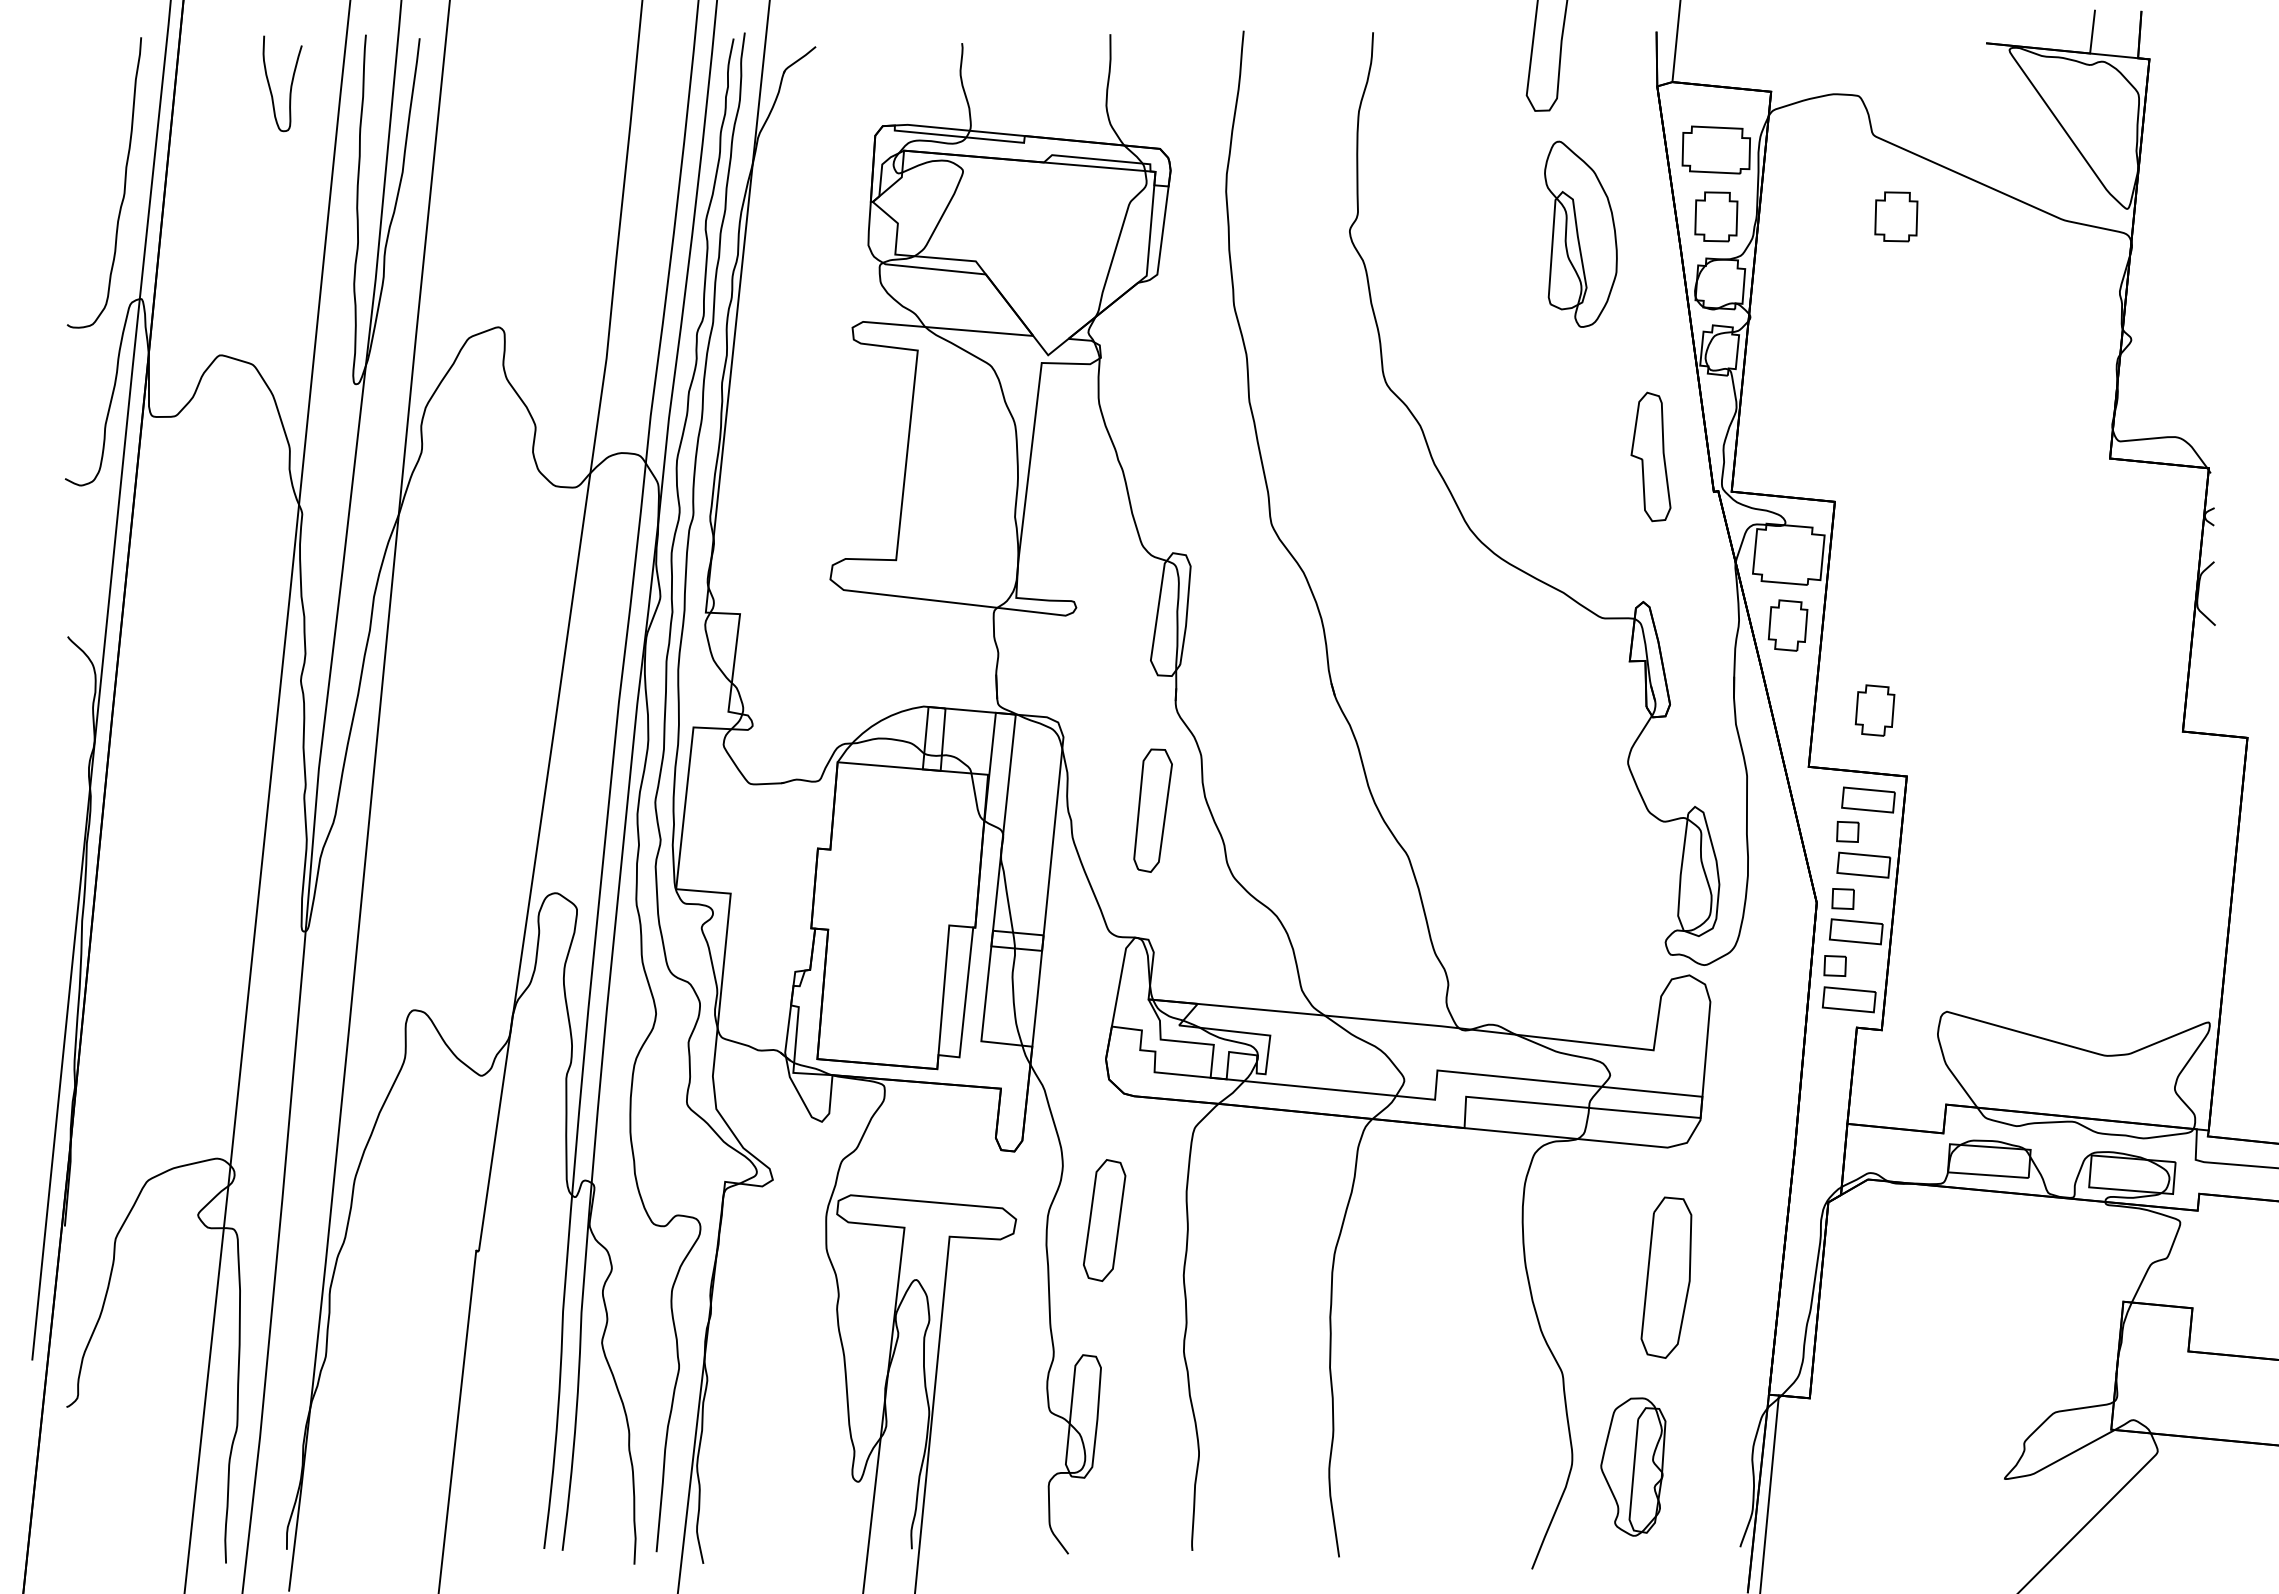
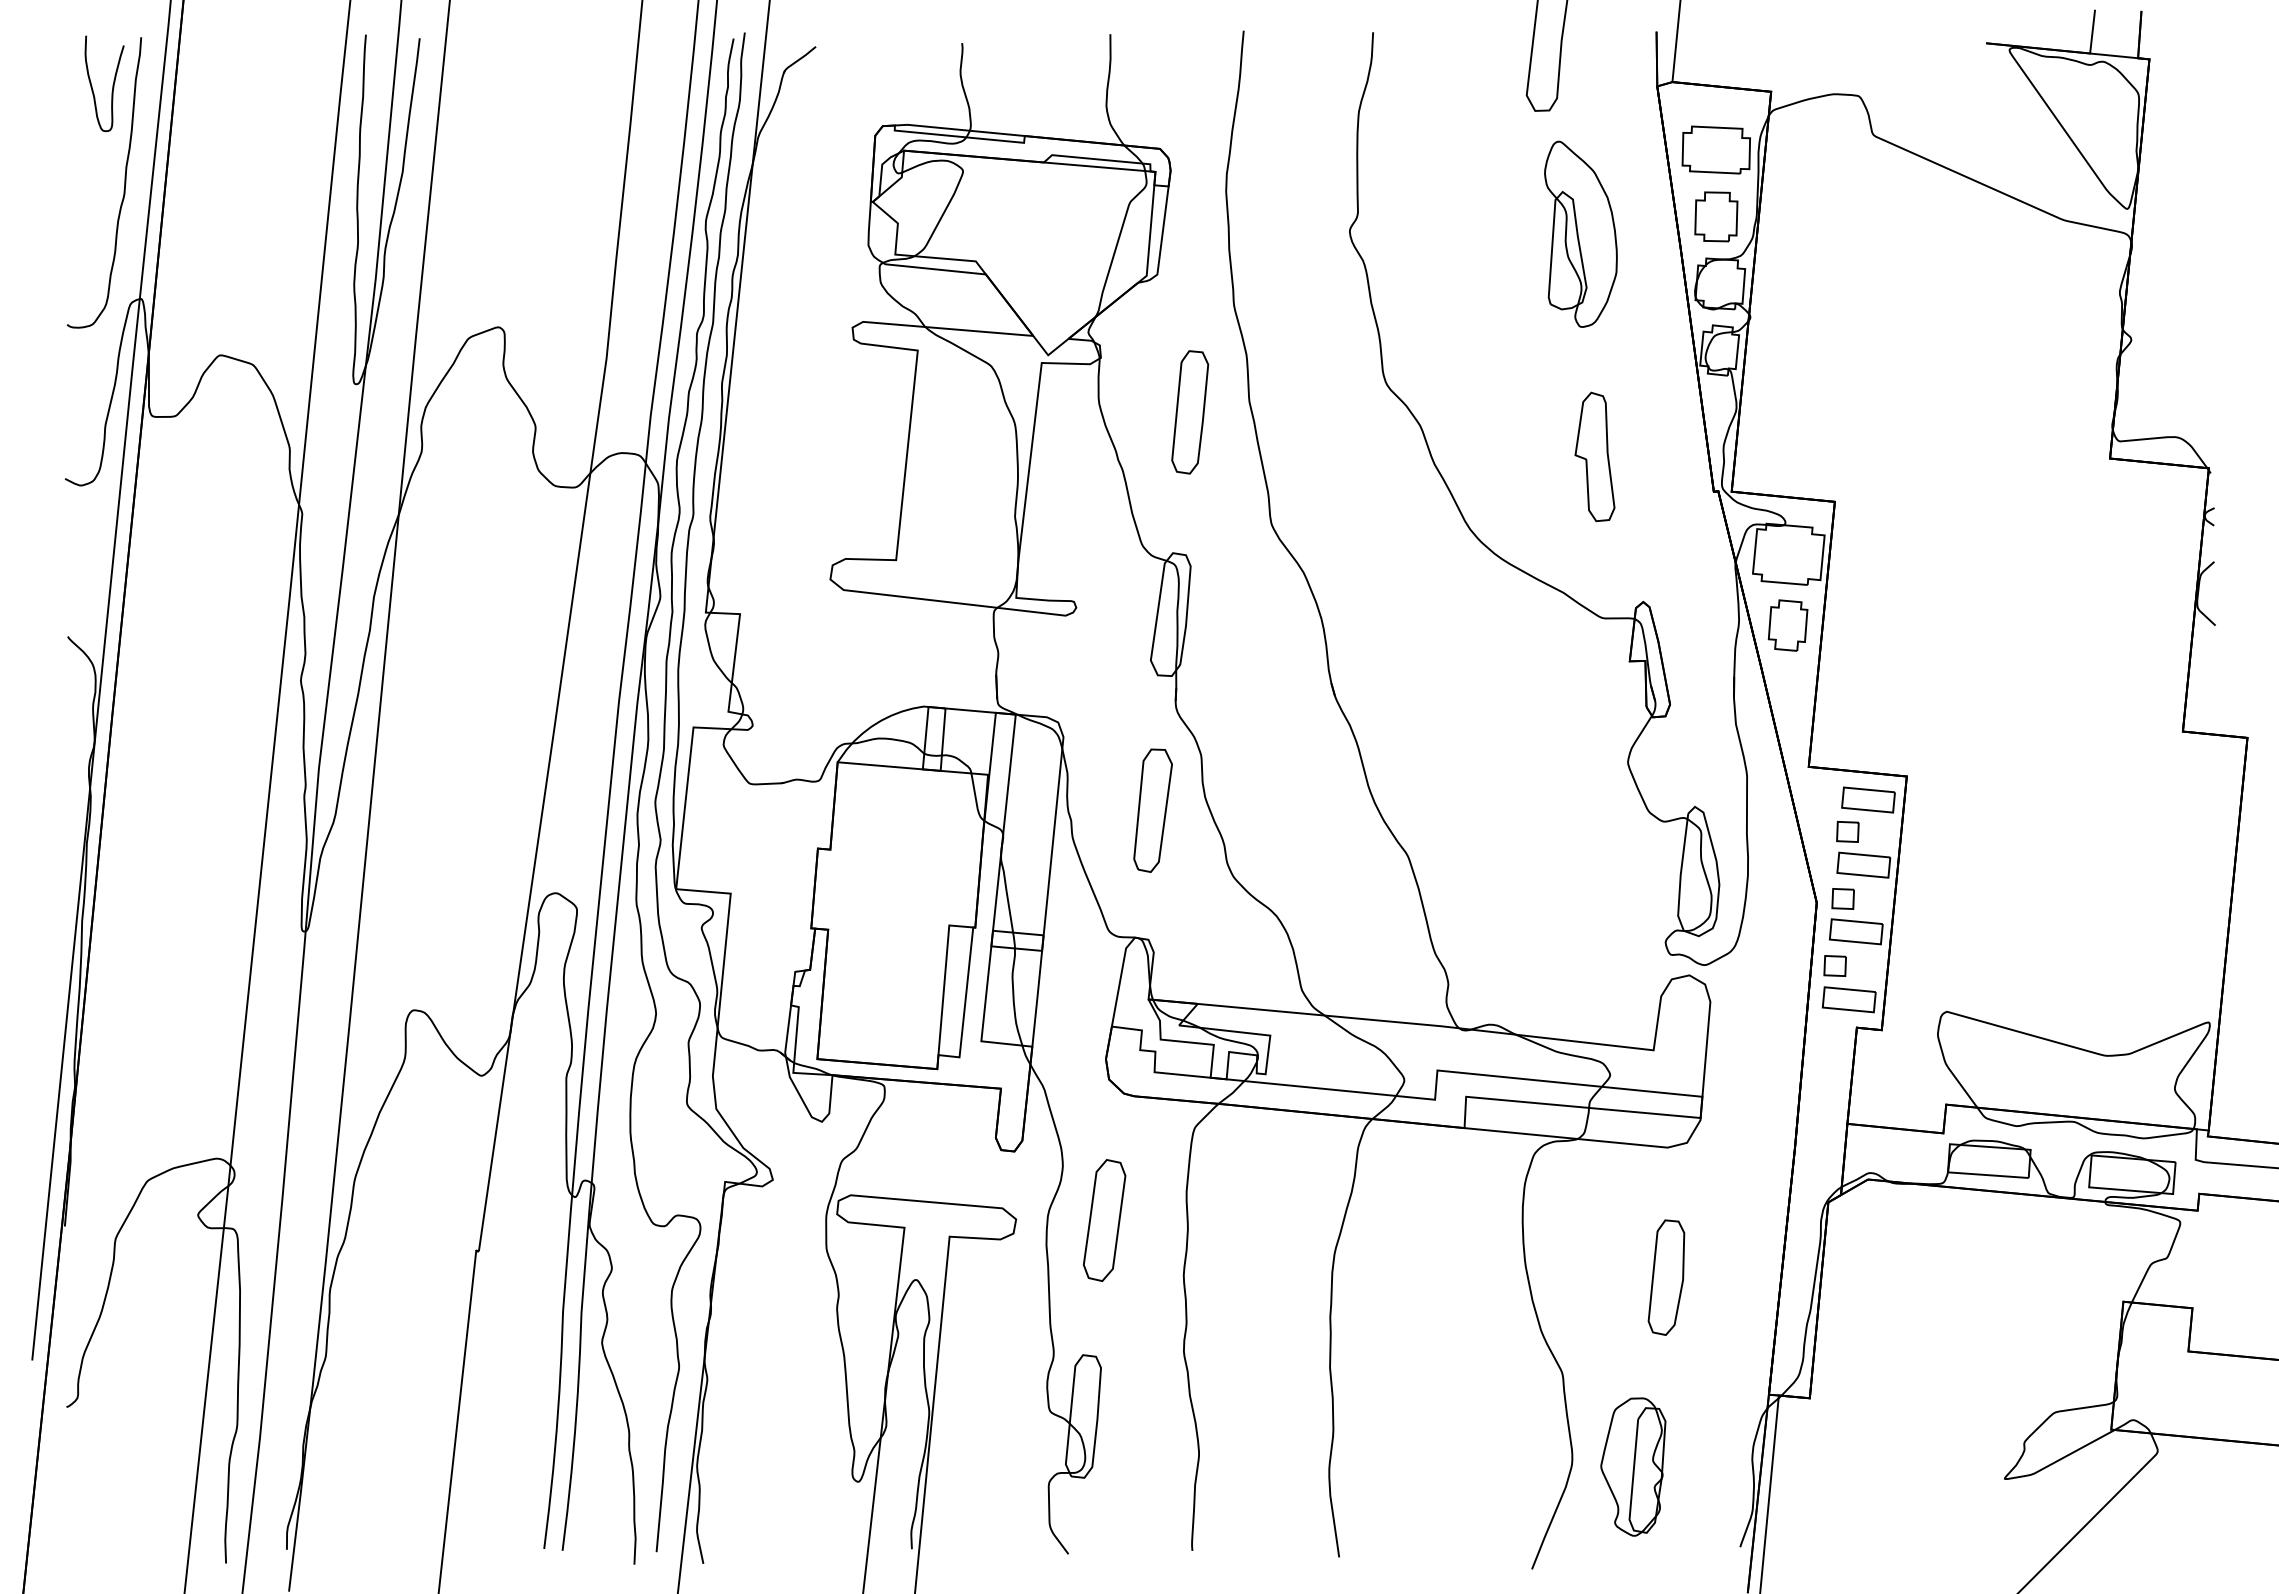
curve position: (290, 84) -> (112, 84) (112, 84)
part: present -> none (1896, 216)
part: none -> present (1190, 412)
part position: (1650, 456) -> (1594, 456) (1594, 456)
part: present -> none (1874, 710)
part size: 53x163 px -> 39x117 px (1666, 1277)
